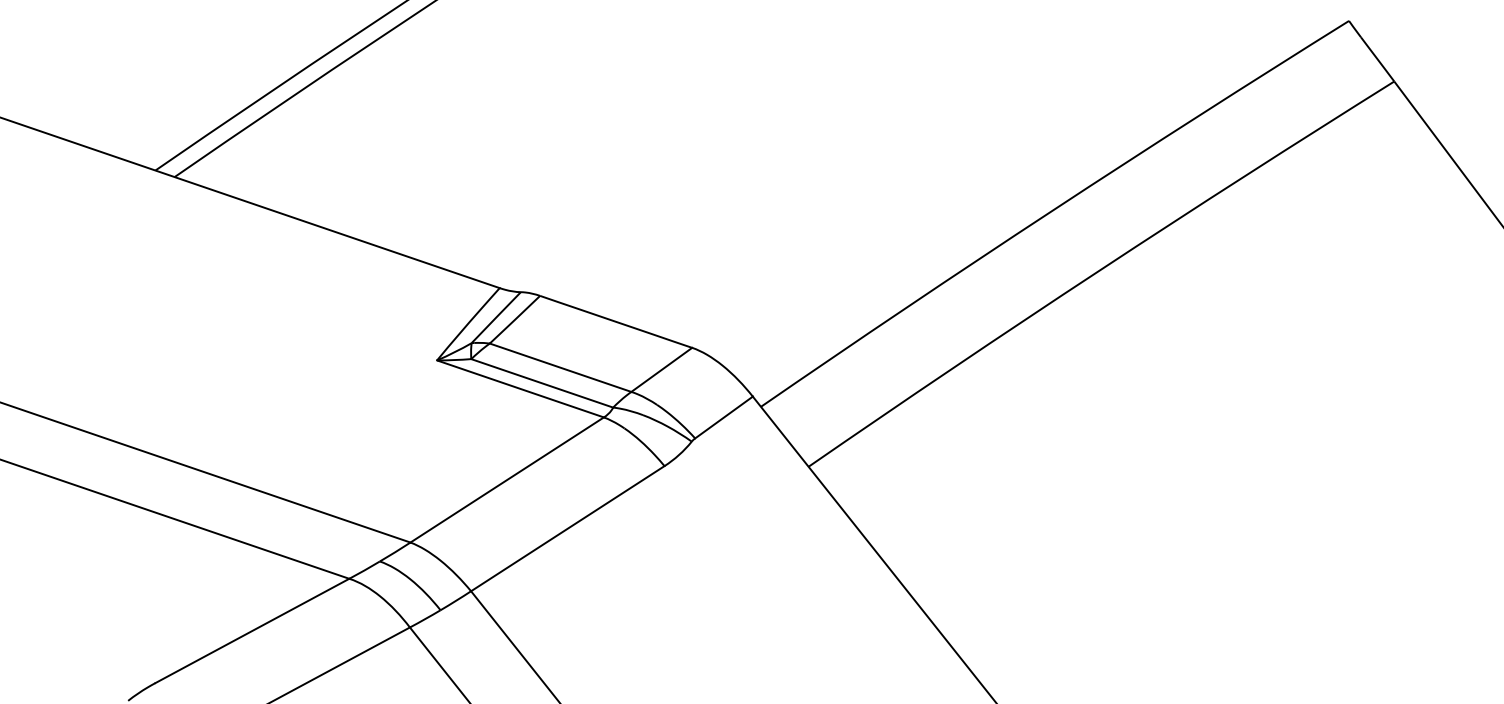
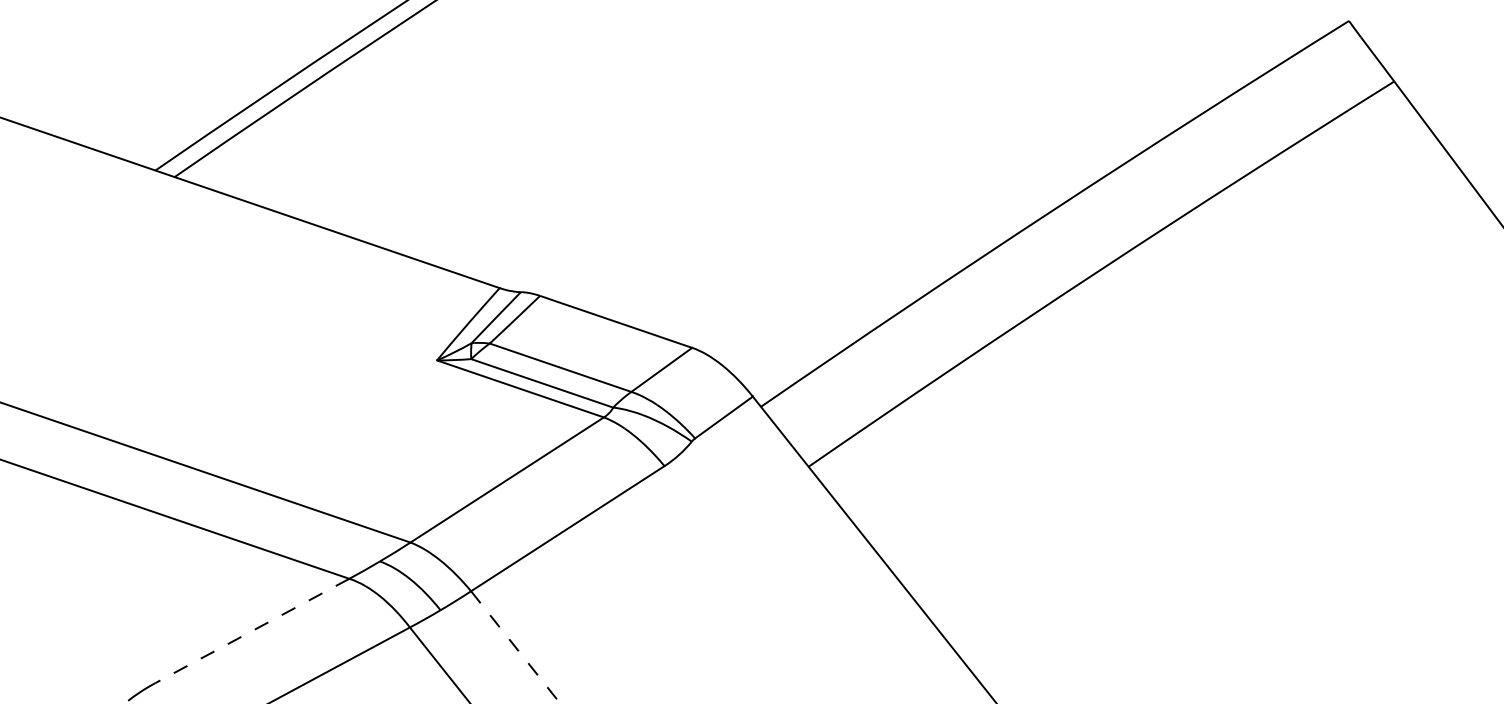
line: solid -> dashed (252, 631)
line: solid -> dashed (515, 647)
